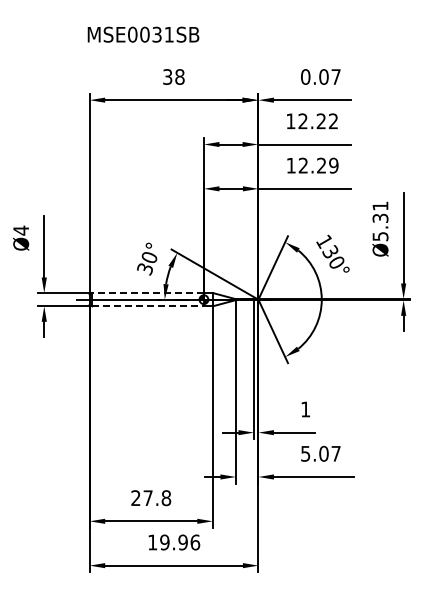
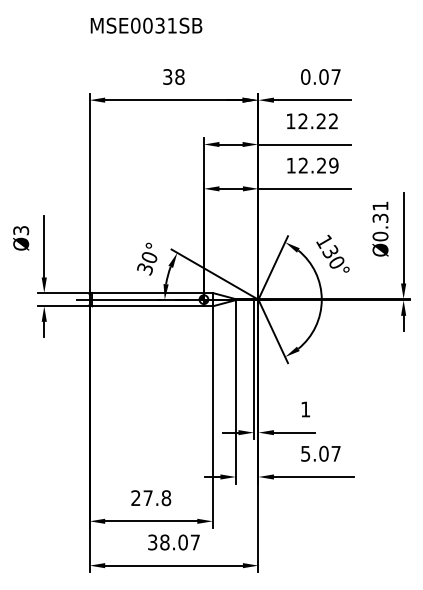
text position: (143, 34) -> (146, 25) (146, 25)
text: Ø4 -> Ø3 (21, 230)
text: Ø5.31 -> Ø0.31 (380, 236)
line: dashed -> solid (148, 293)
line: dashed -> solid (148, 306)
text: 19.96 -> 38.07 (174, 542)
